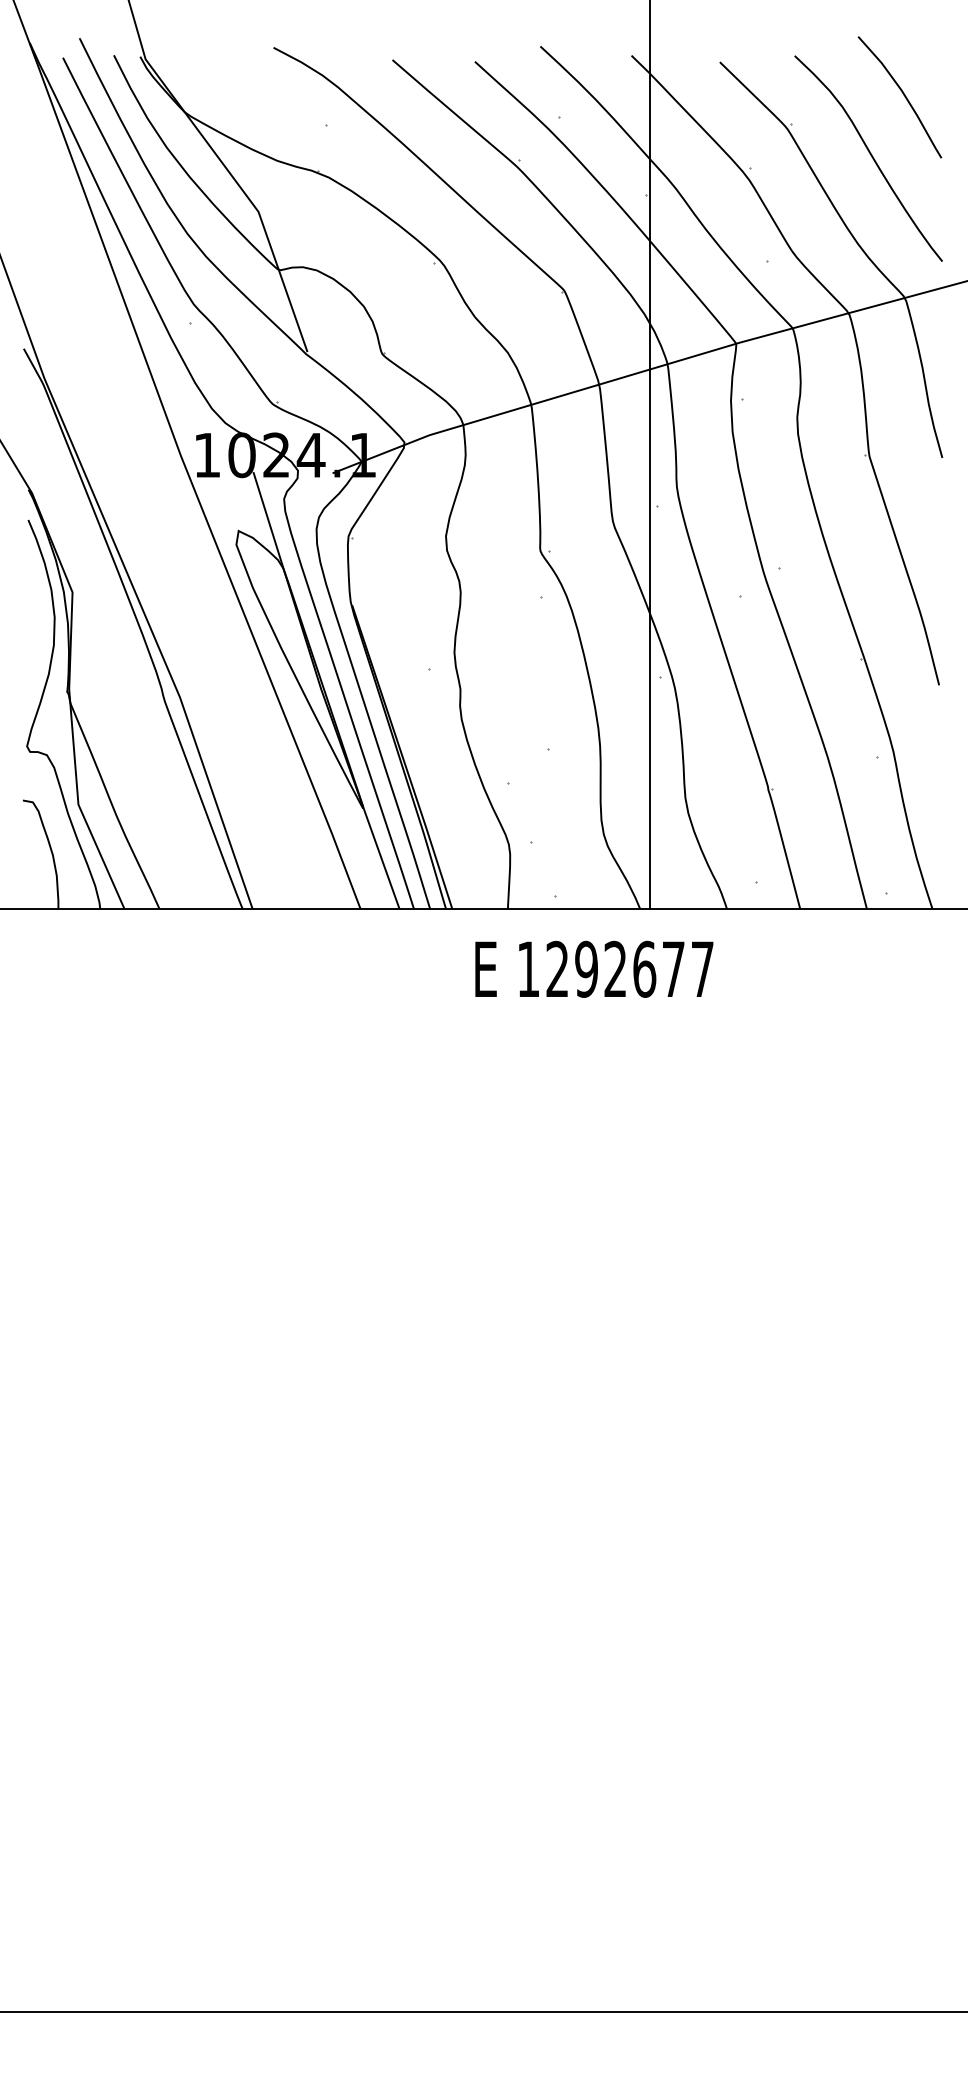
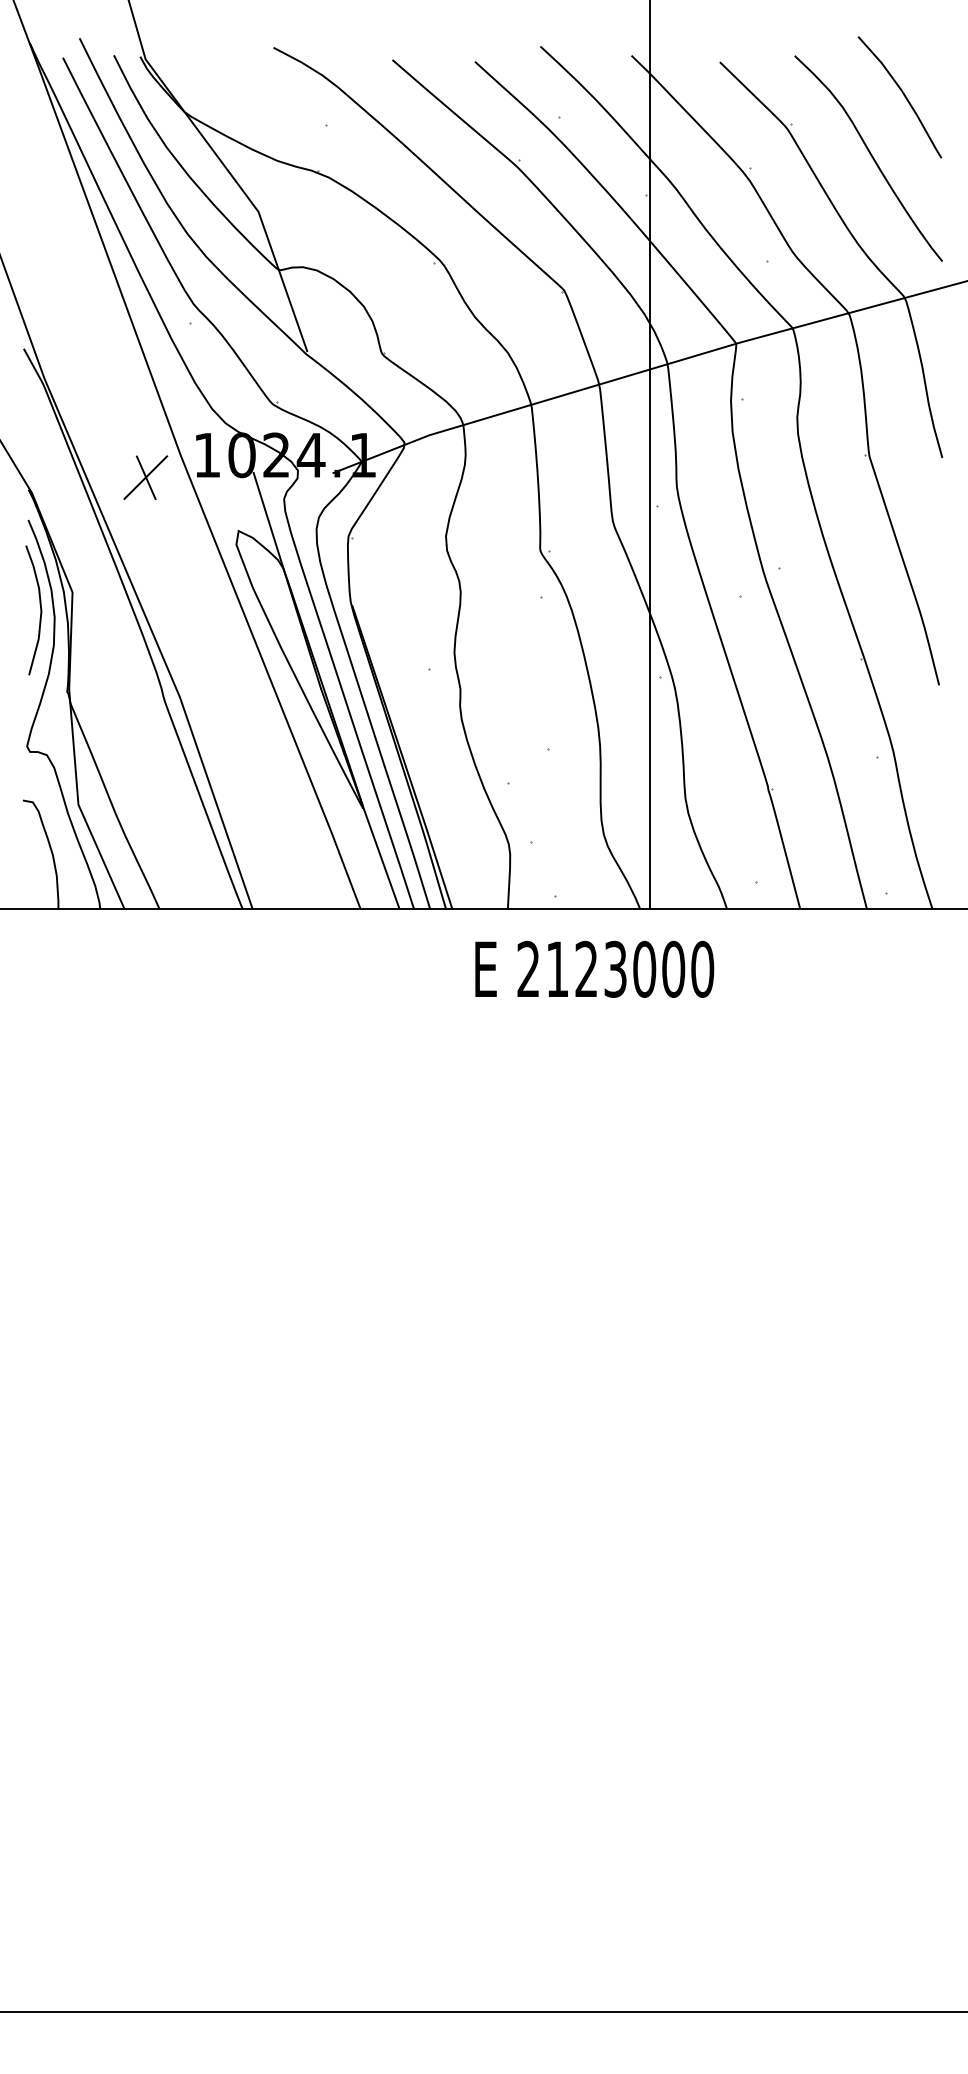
part: none -> present (145, 477)
curve: none -> present (40, 610)
text: 1292677 -> 2123000 (615, 968)
